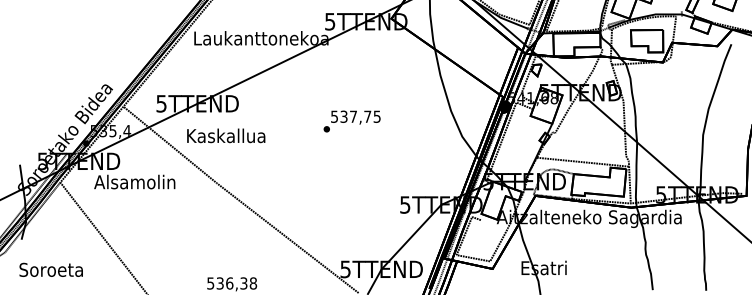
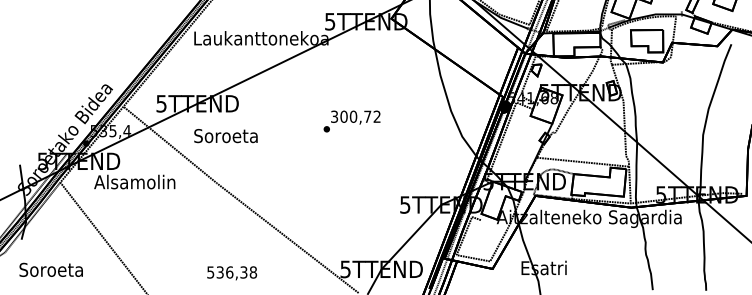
text: 537,75 -> 300,72 (355, 116)
text: Kaskallua -> Soroeta (226, 135)
text position: (232, 284) -> (232, 273) (232, 273)
